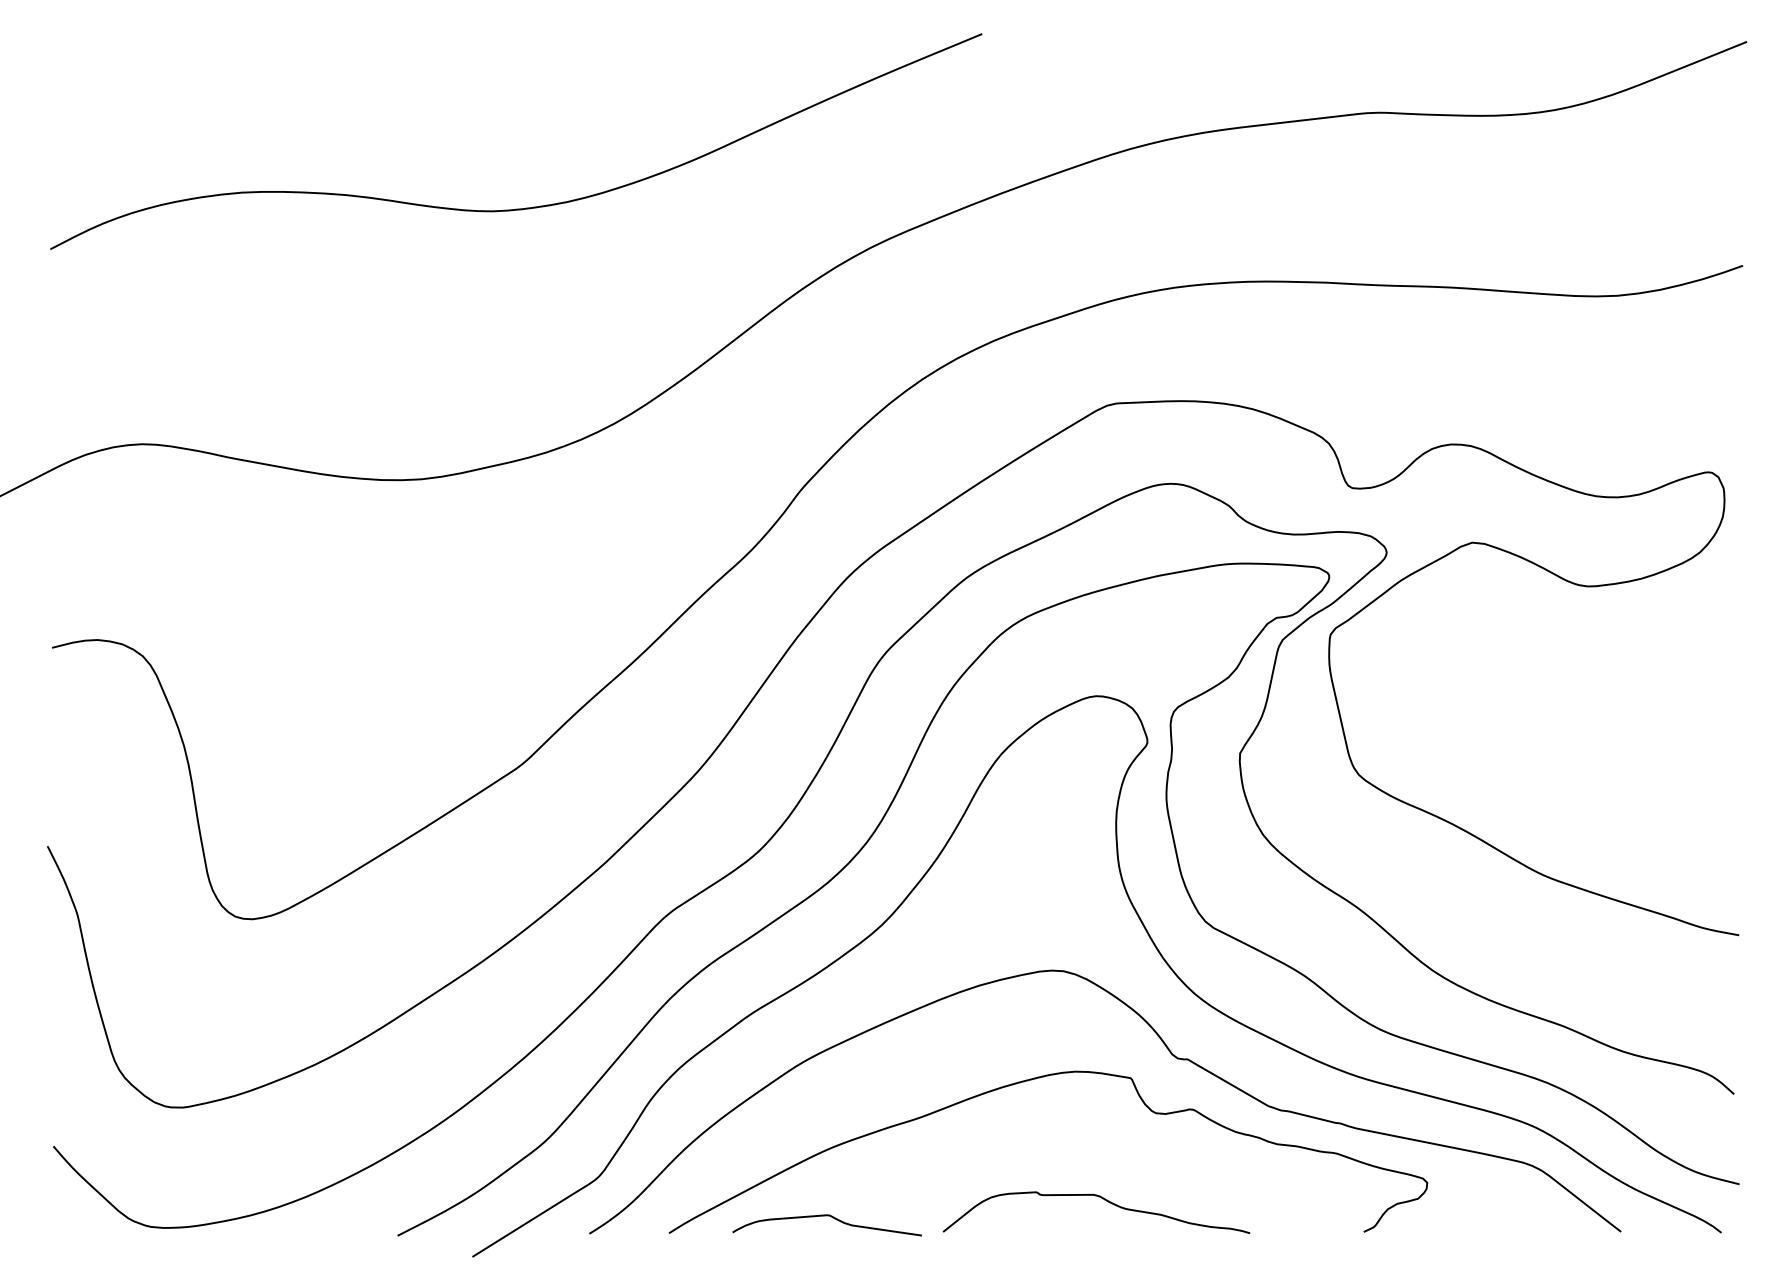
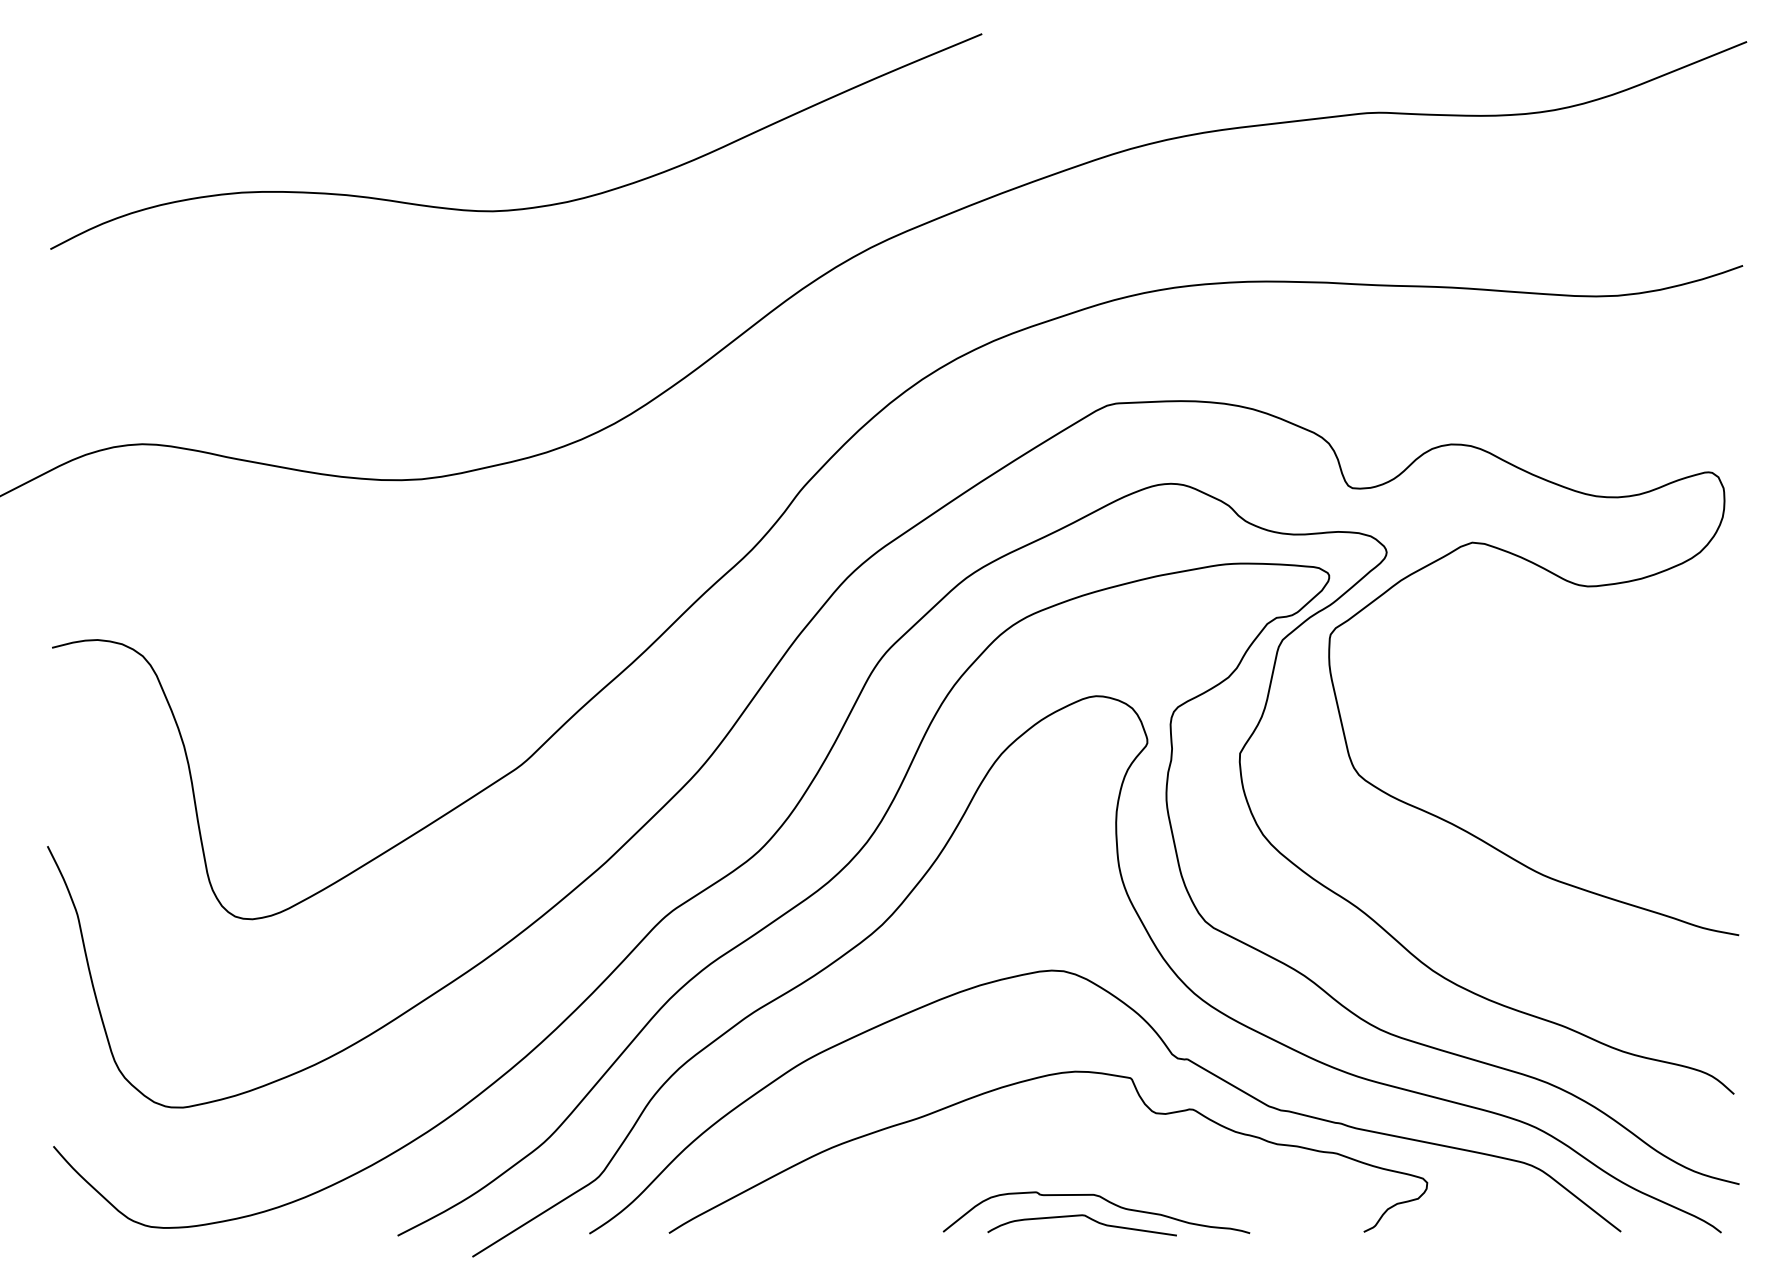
curve position: (826, 1216) -> (1081, 1216) (1081, 1216)
